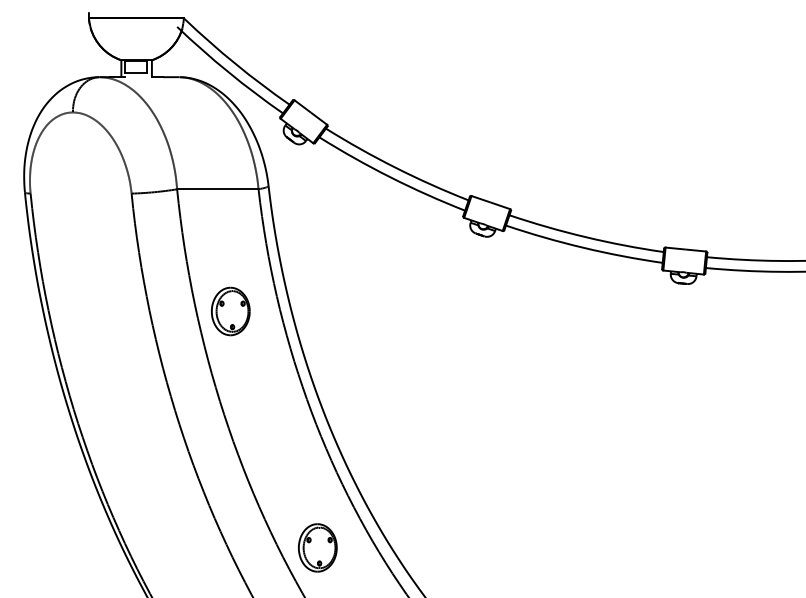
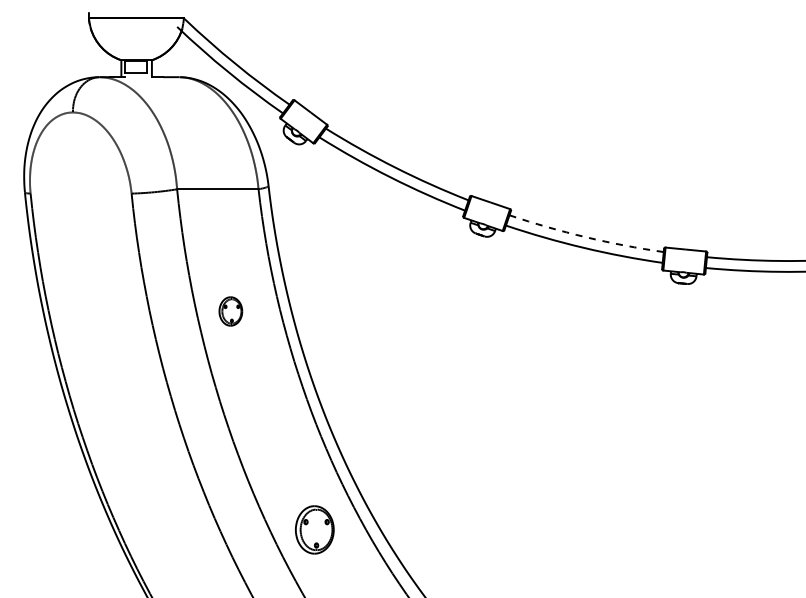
arc: solid -> dashed (585, 237)
part size: 40x51 px -> 26x31 px (230, 311)
part position: (317, 547) -> (314, 529) (314, 529)
